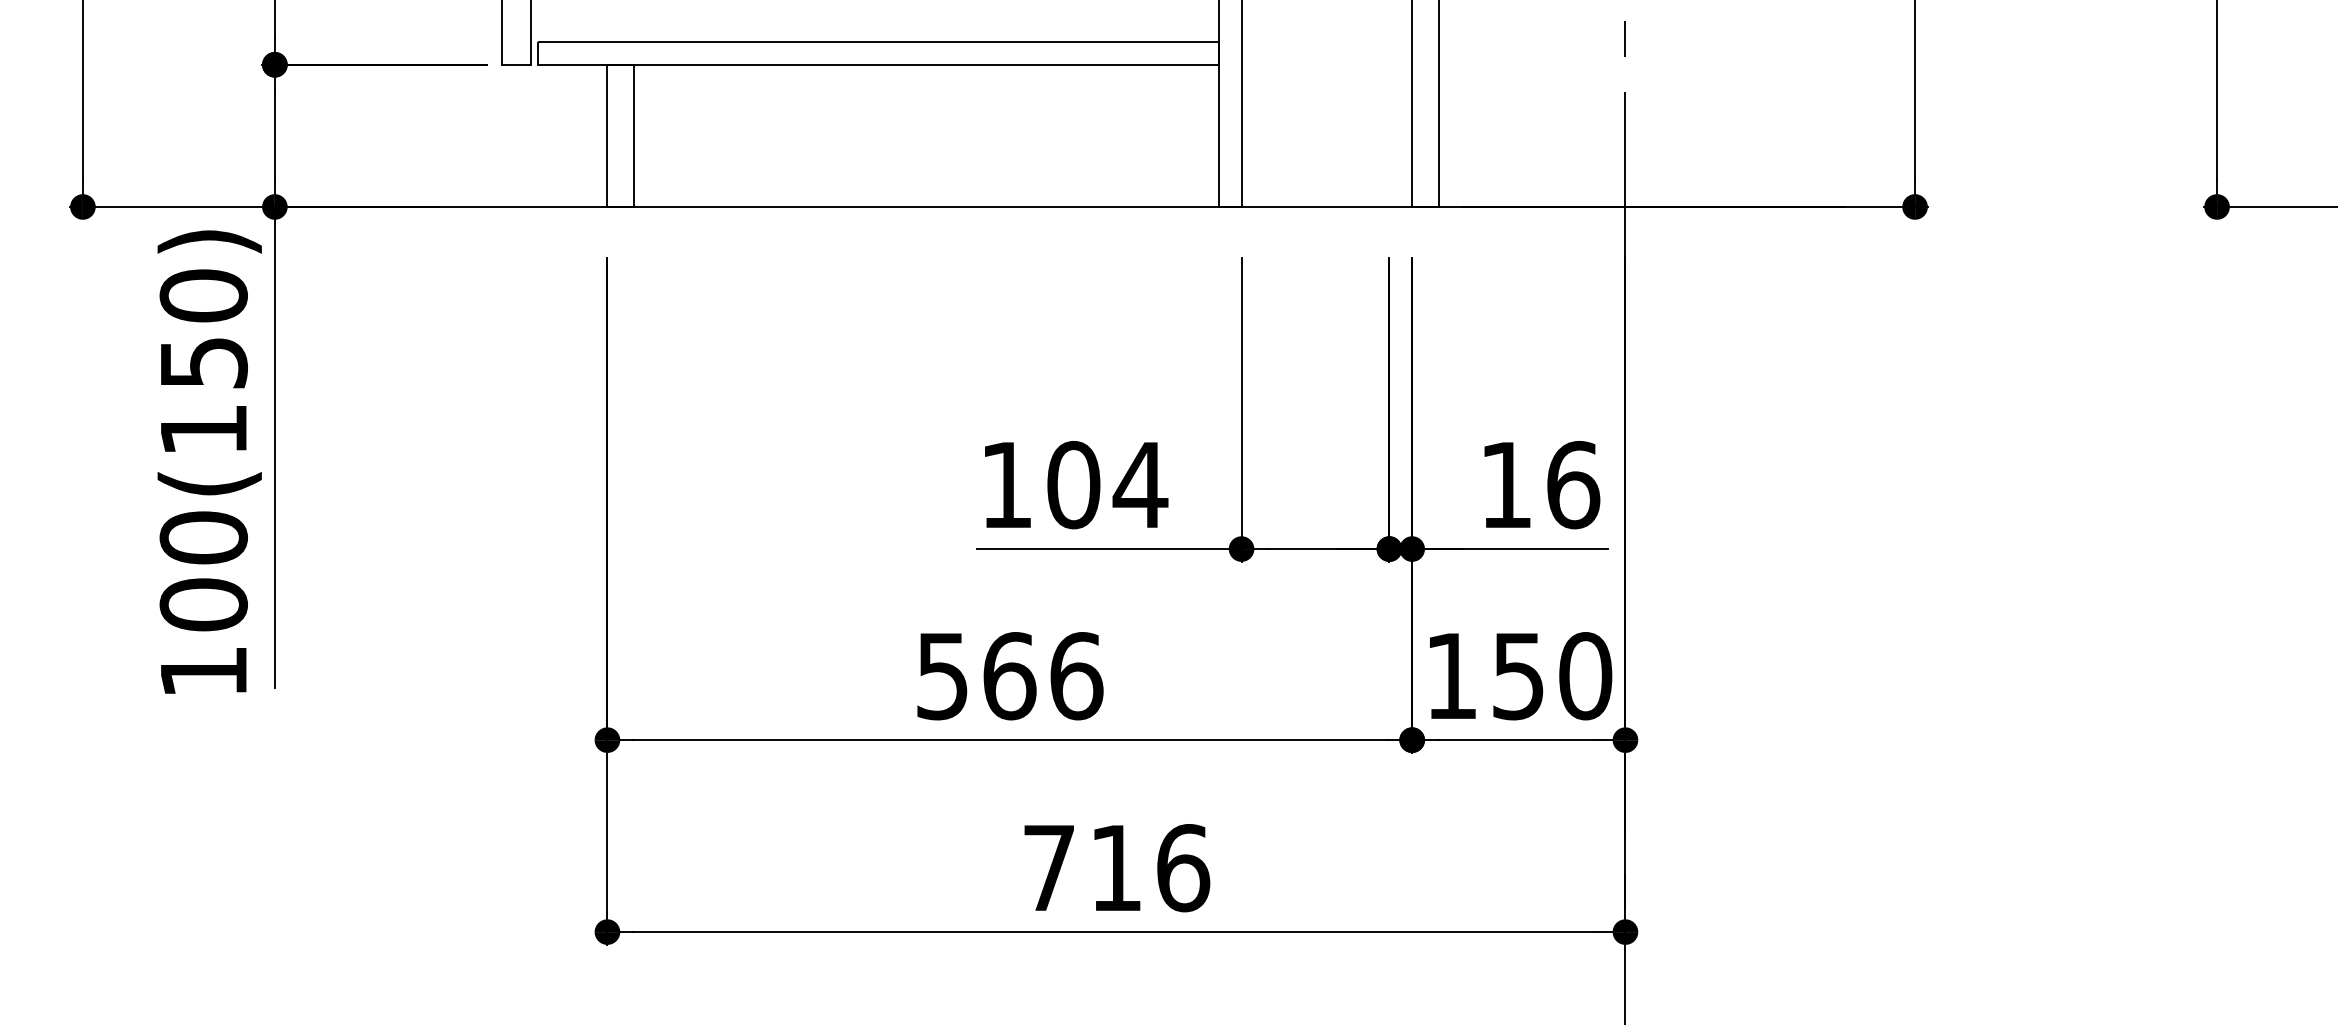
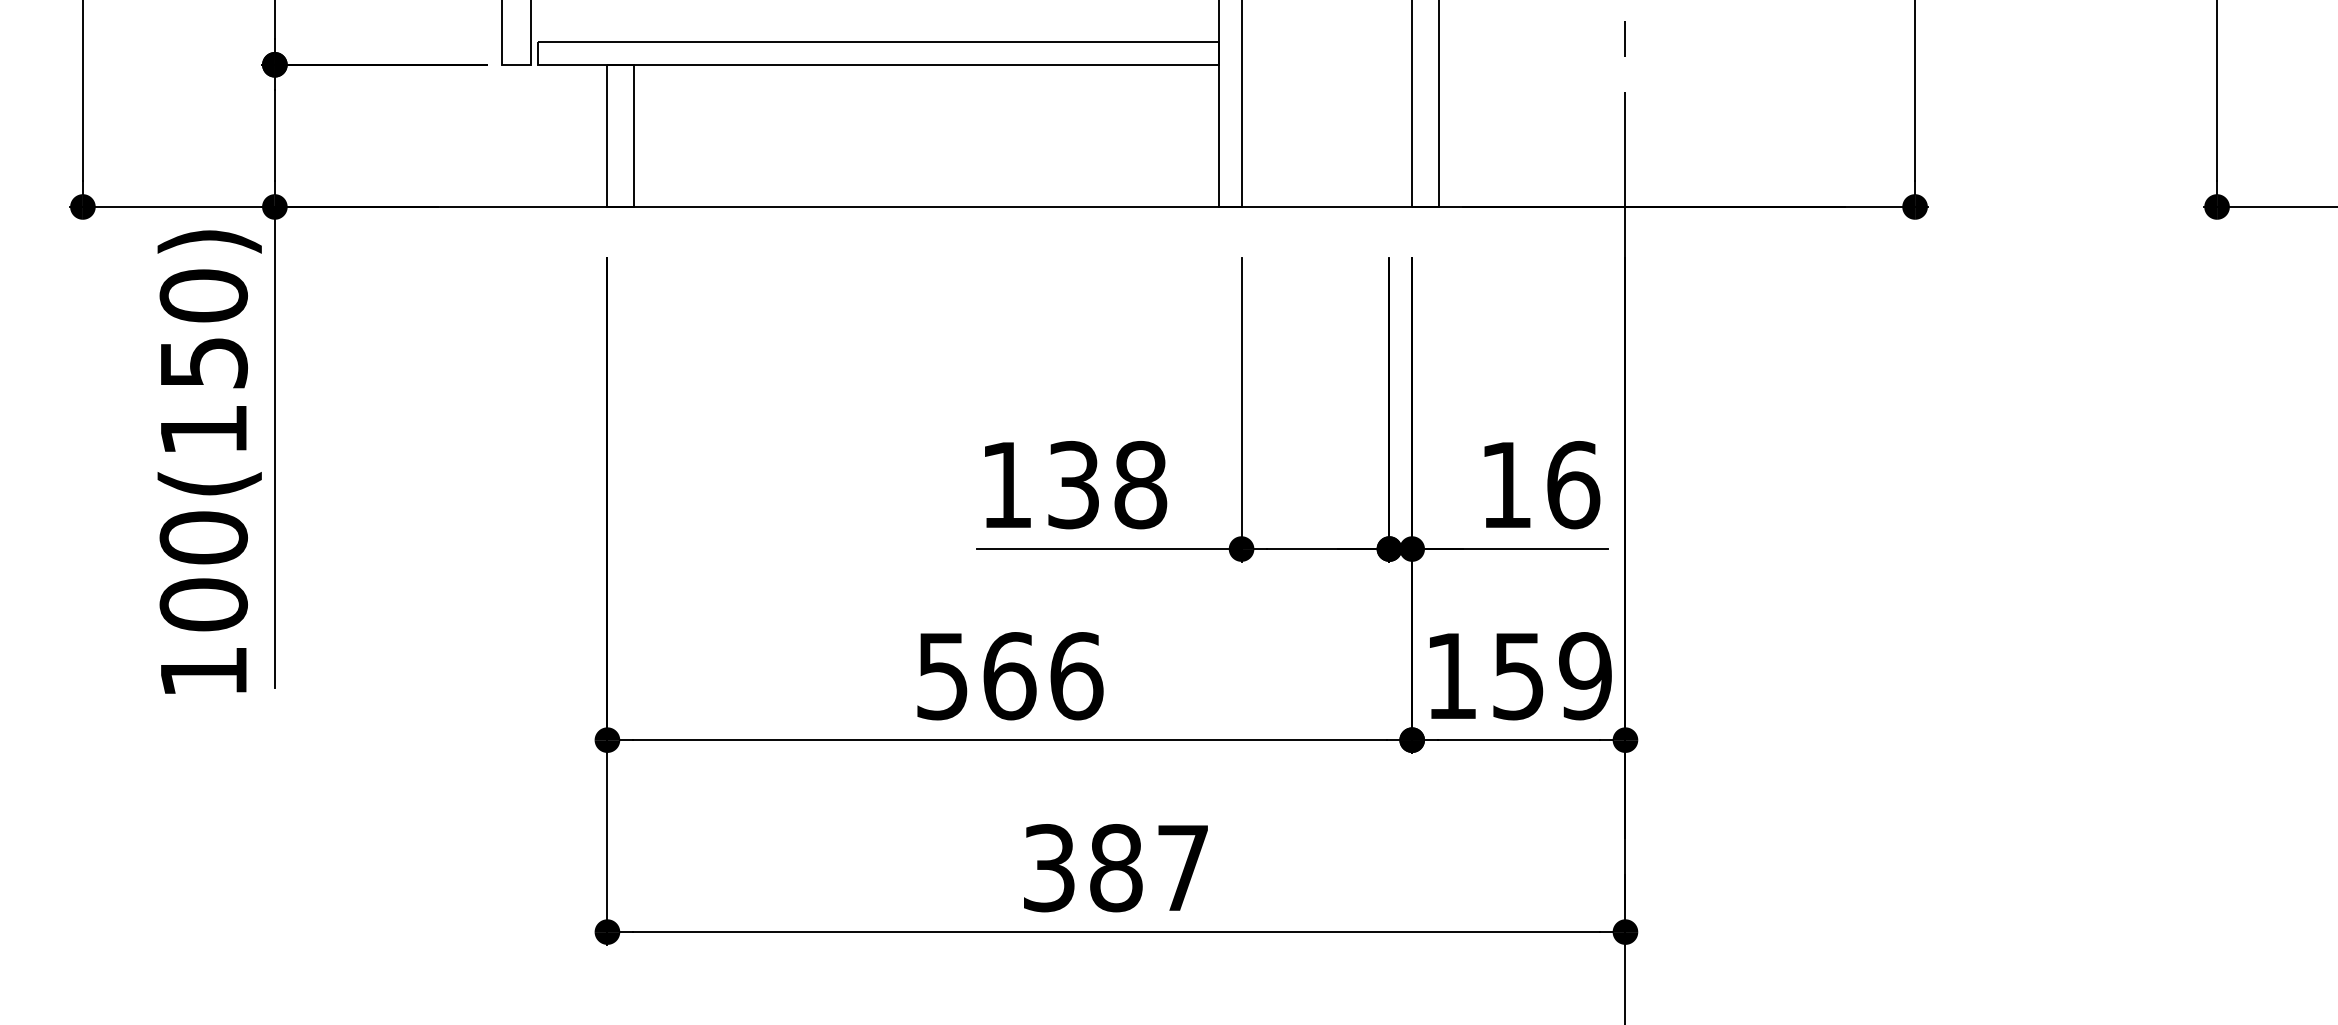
text: 104 -> 138 (1107, 484)
text: 150 -> 159 (1585, 676)
text: 716 -> 387 (1117, 868)
